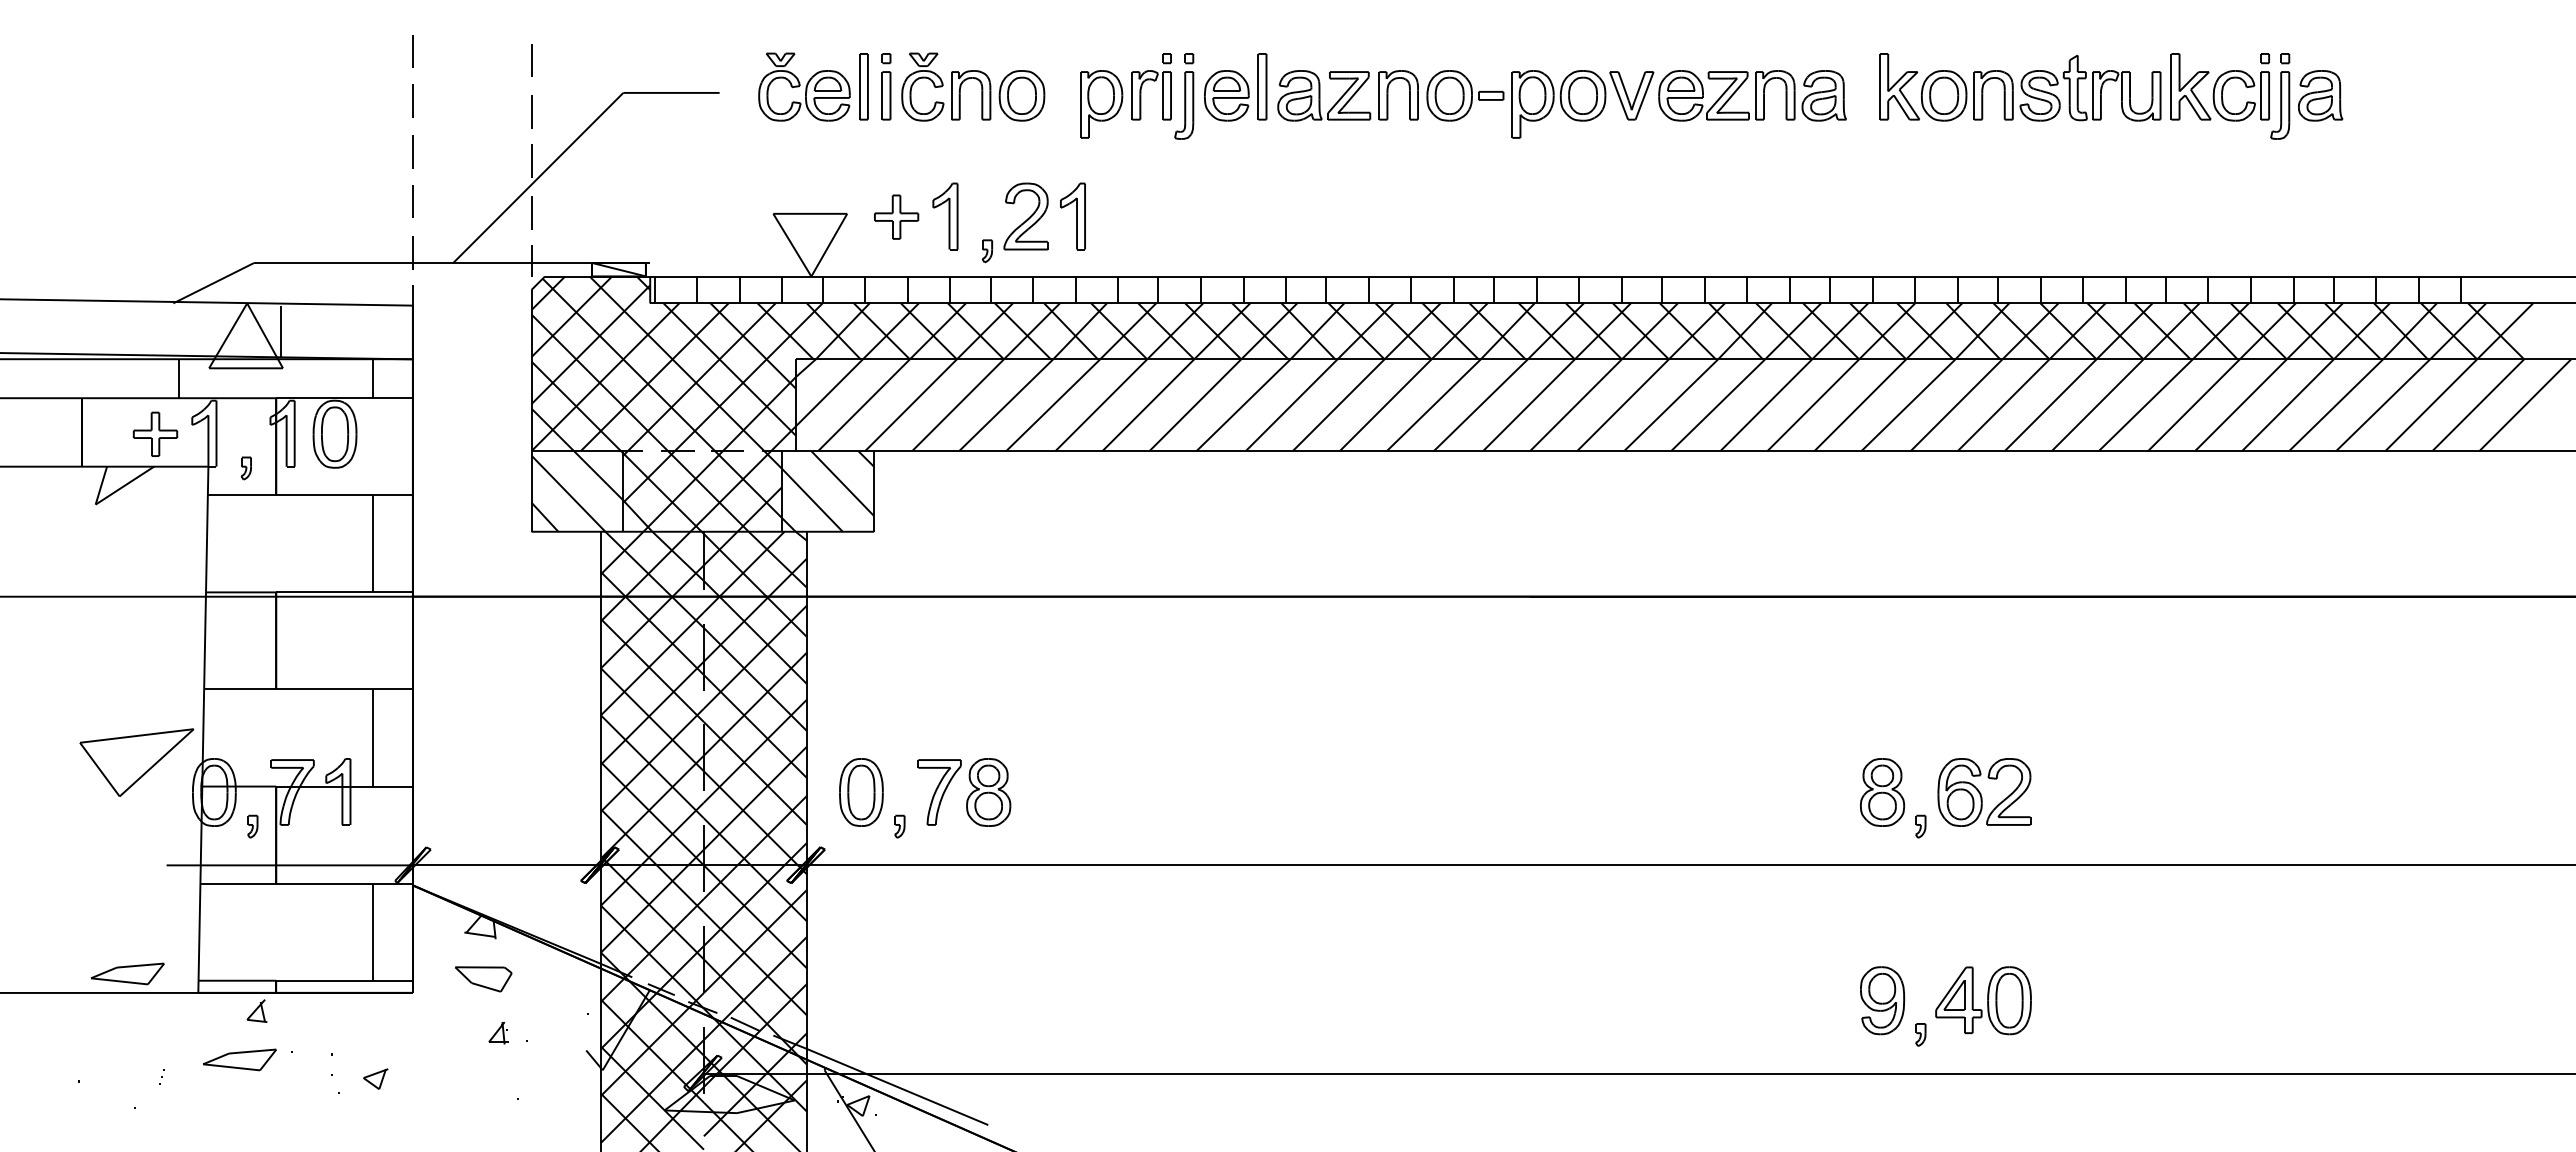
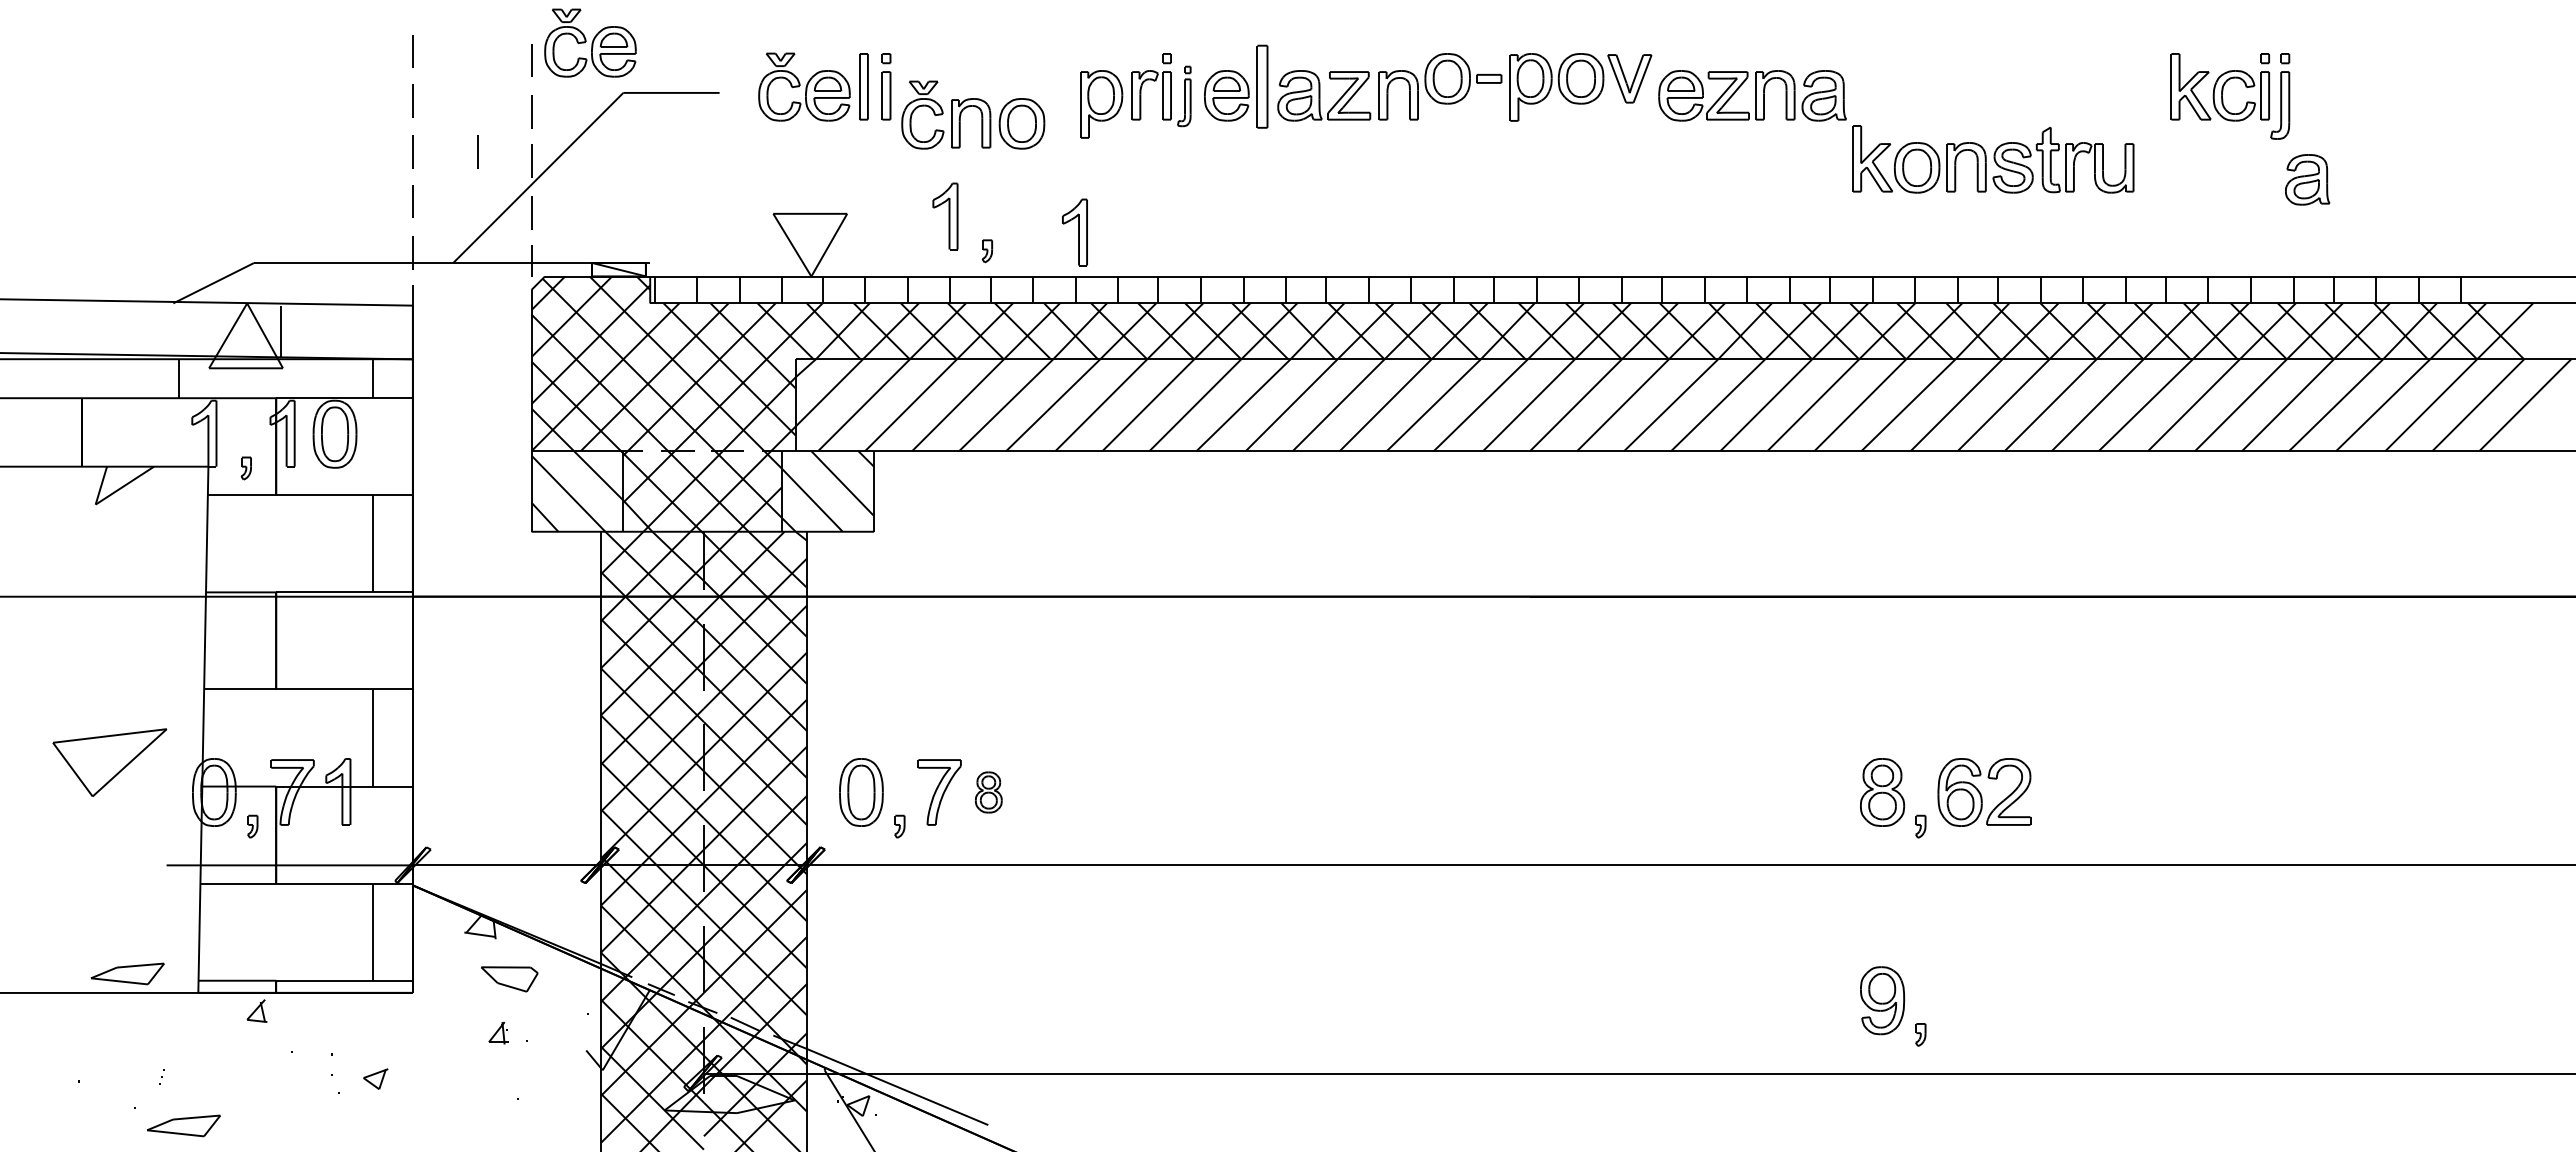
part: none -> present (590, 42)
part position: (977, 80) -> (977, 108) (977, 108)
part size: 11x68 px -> 13x85 px (1262, 86)
part position: (2020, 87) -> (1993, 159) (1993, 159)
part position: (2320, 95) -> (2307, 179) (2307, 179)
part size: 21x87 px -> 15x63 px (1184, 96)
part position: (1540, 104) -> (1538, 87) (1538, 87)
line: none -> present (477, 151)
part: present -> none (896, 216)
part: present -> none (1025, 216)
part position: (1072, 216) -> (1074, 232) (1074, 232)
part: present -> none (155, 433)
part position: (136, 762) -> (109, 762) (109, 762)
part size: 46x69 px -> 28x43 px (988, 792)
part position: (483, 979) -> (509, 979) (509, 979)
part: present -> none (1983, 1000)
part position: (239, 1059) -> (183, 1125) (183, 1125)
